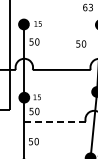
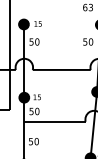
text position: (81, 43) -> (88, 41) (88, 41)
line: dashed -> solid (55, 121)
